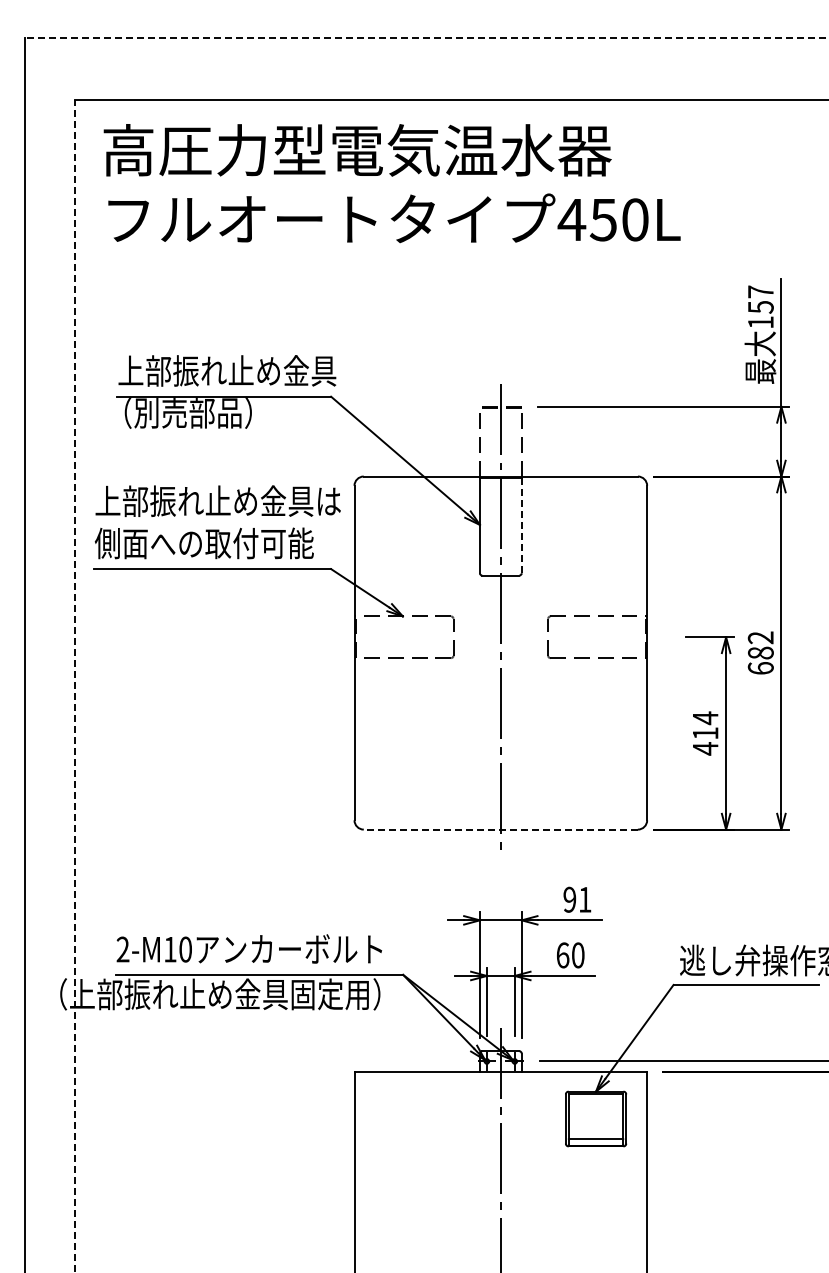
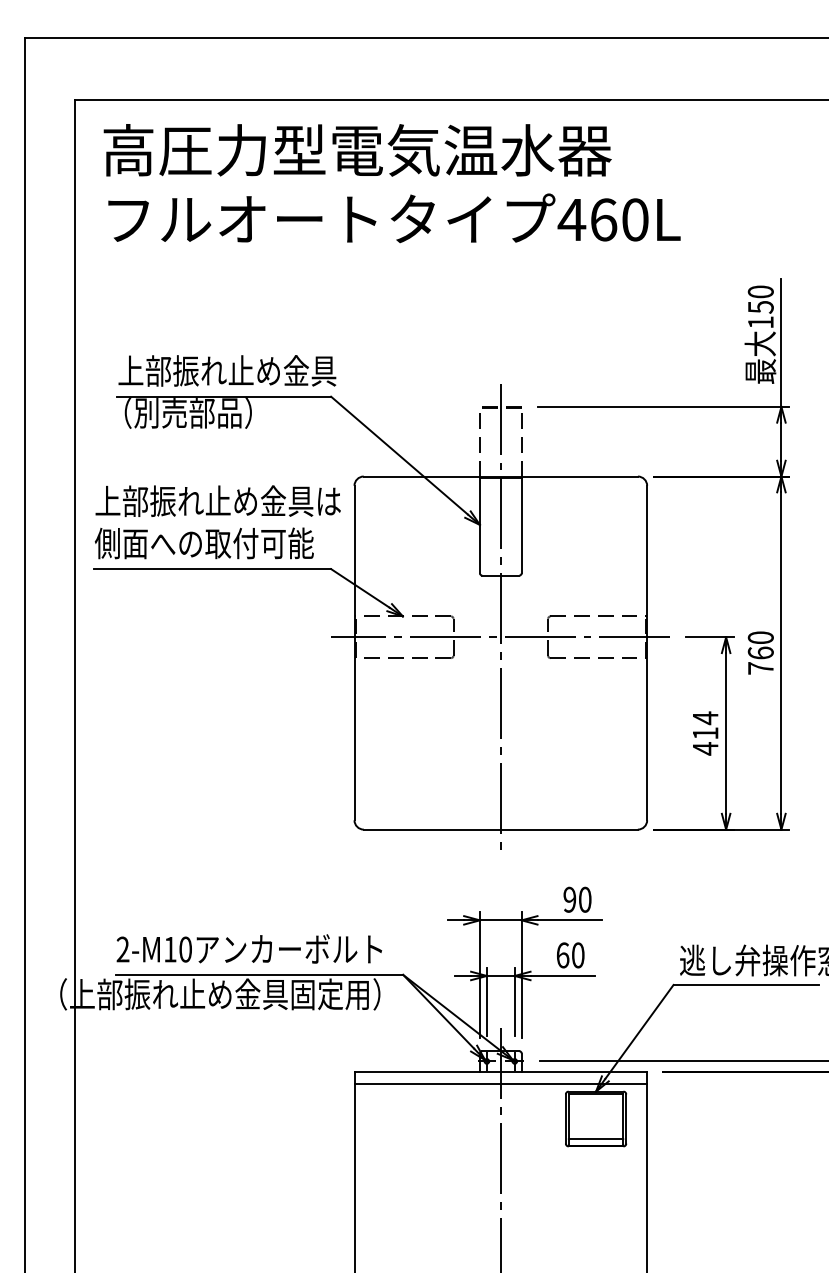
line: dashed -> solid (426, 38)
text: 450L -> 460L (603, 219)
text: 157 -> 150 (760, 291)
line: dashed -> solid (521, 524)
line: none -> present (500, 637)
text: 682 -> 760 (760, 652)
line: dashed -> solid (75, 685)
line: dashed -> solid (500, 829)
text: 91 -> 90 (585, 899)
line: none -> present (500, 1084)
